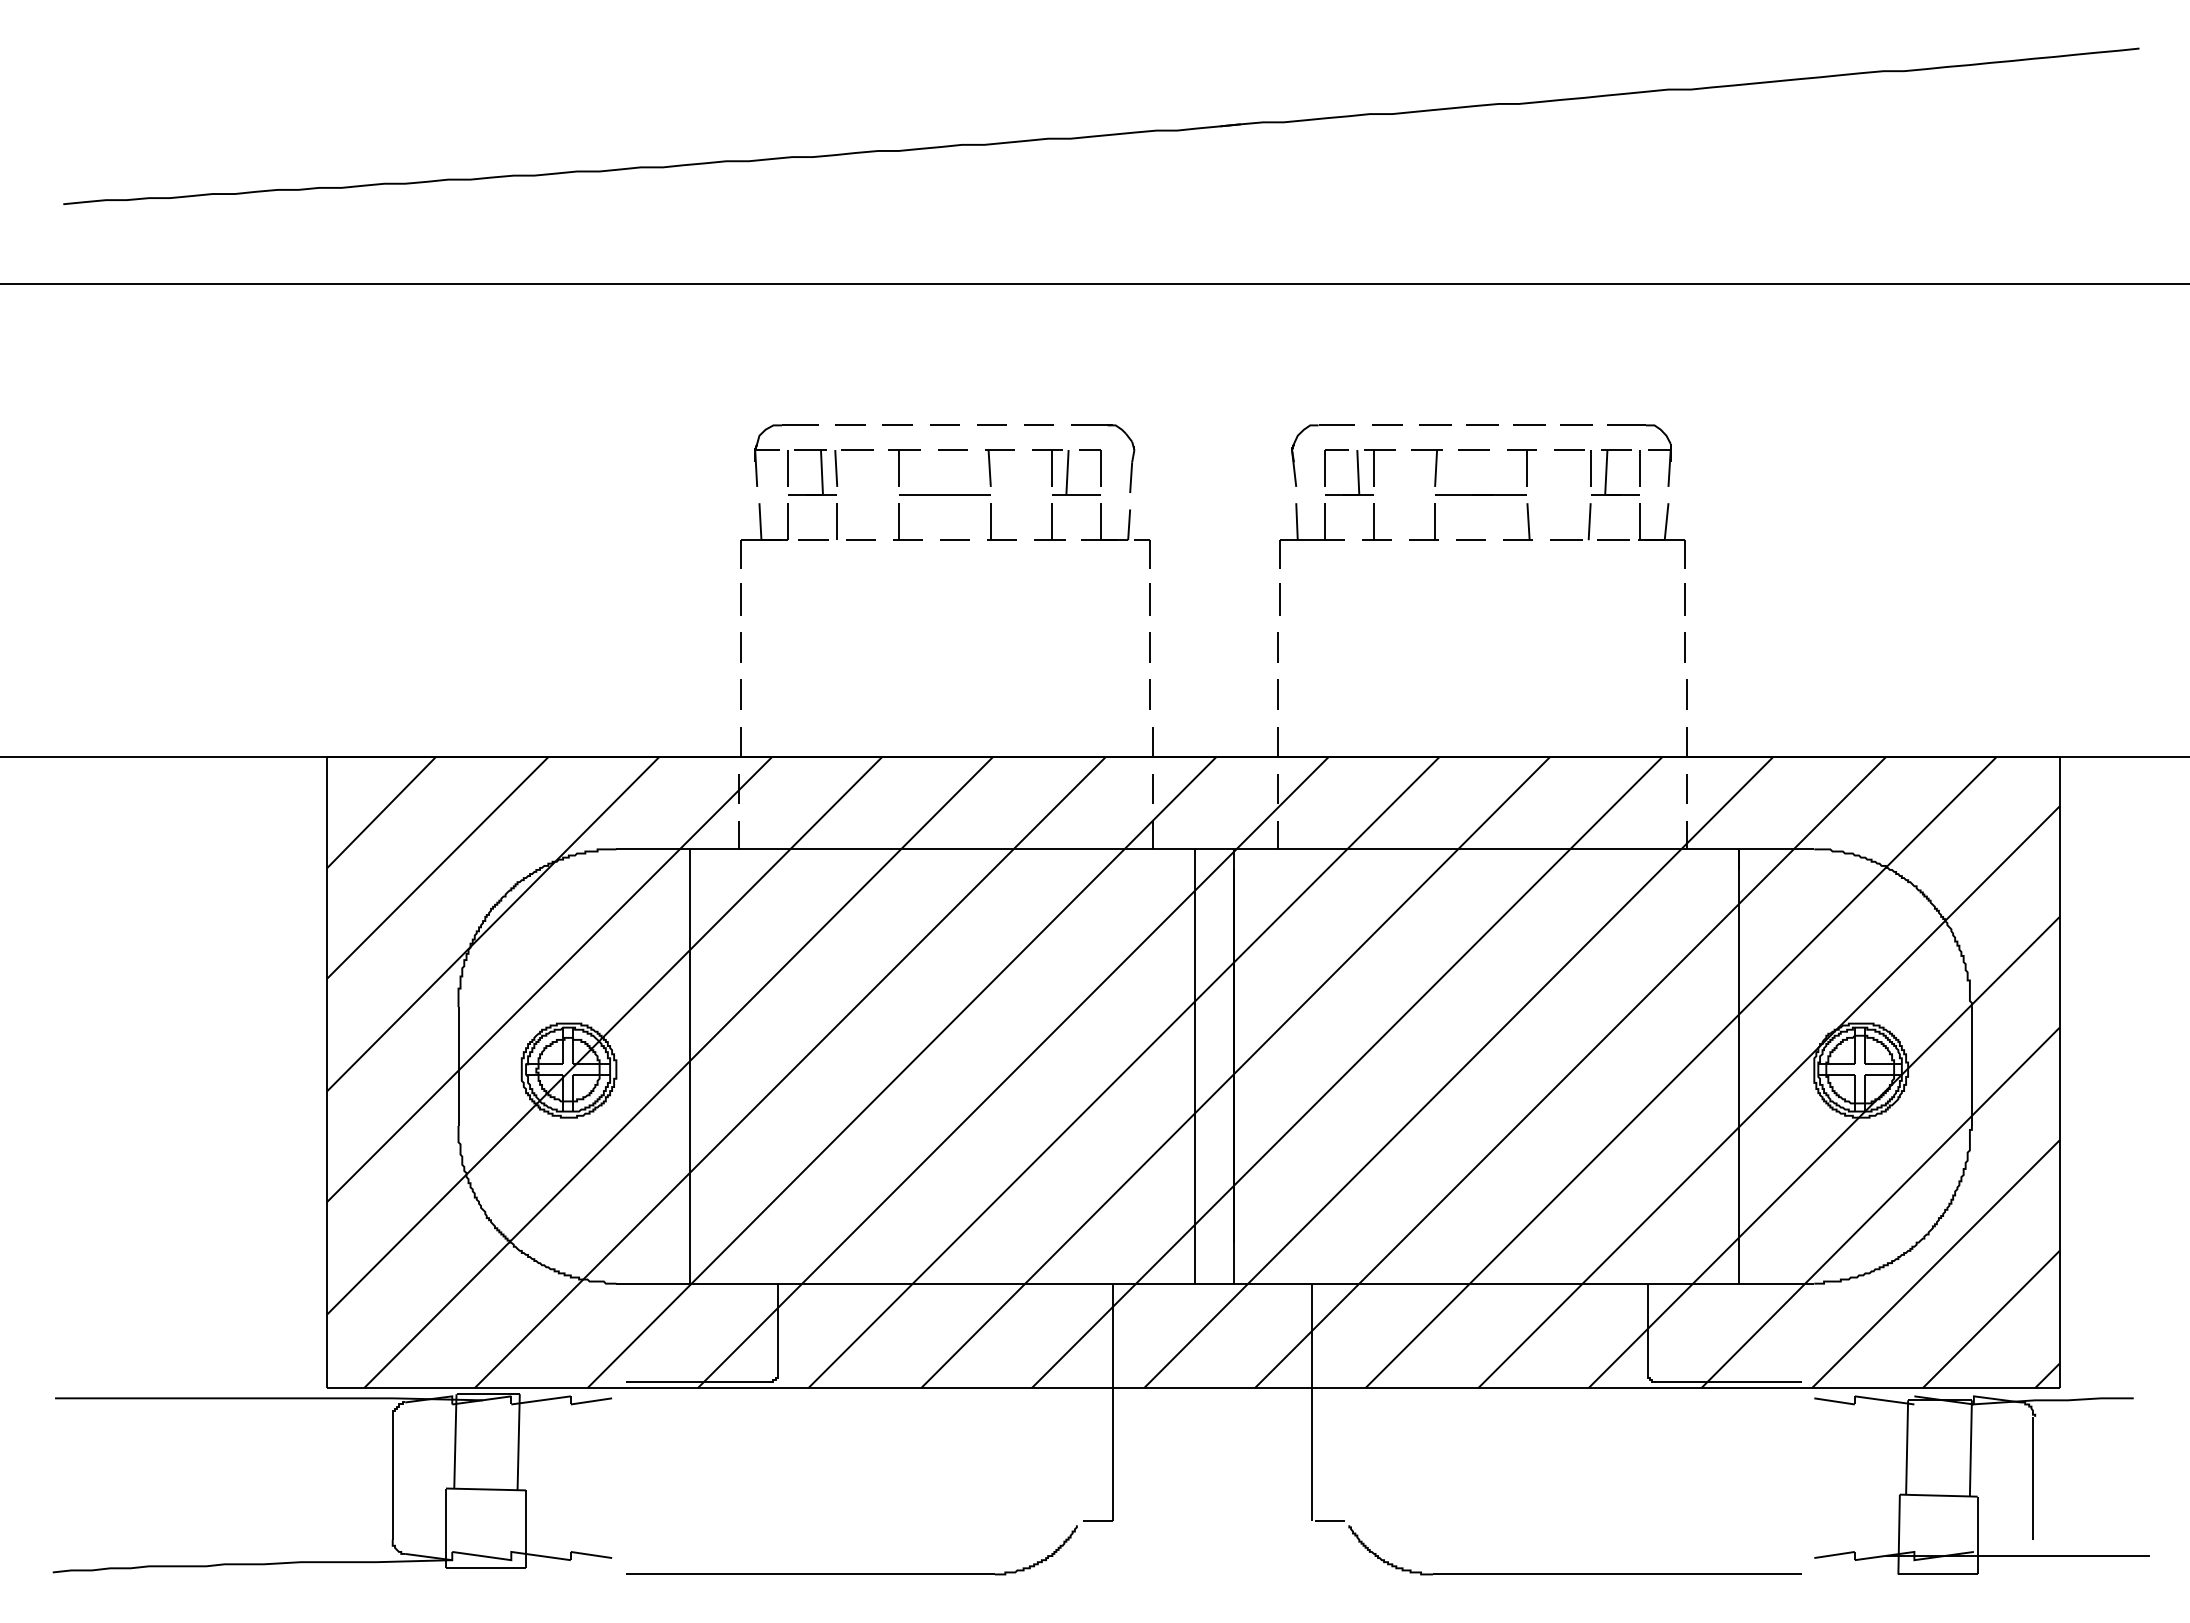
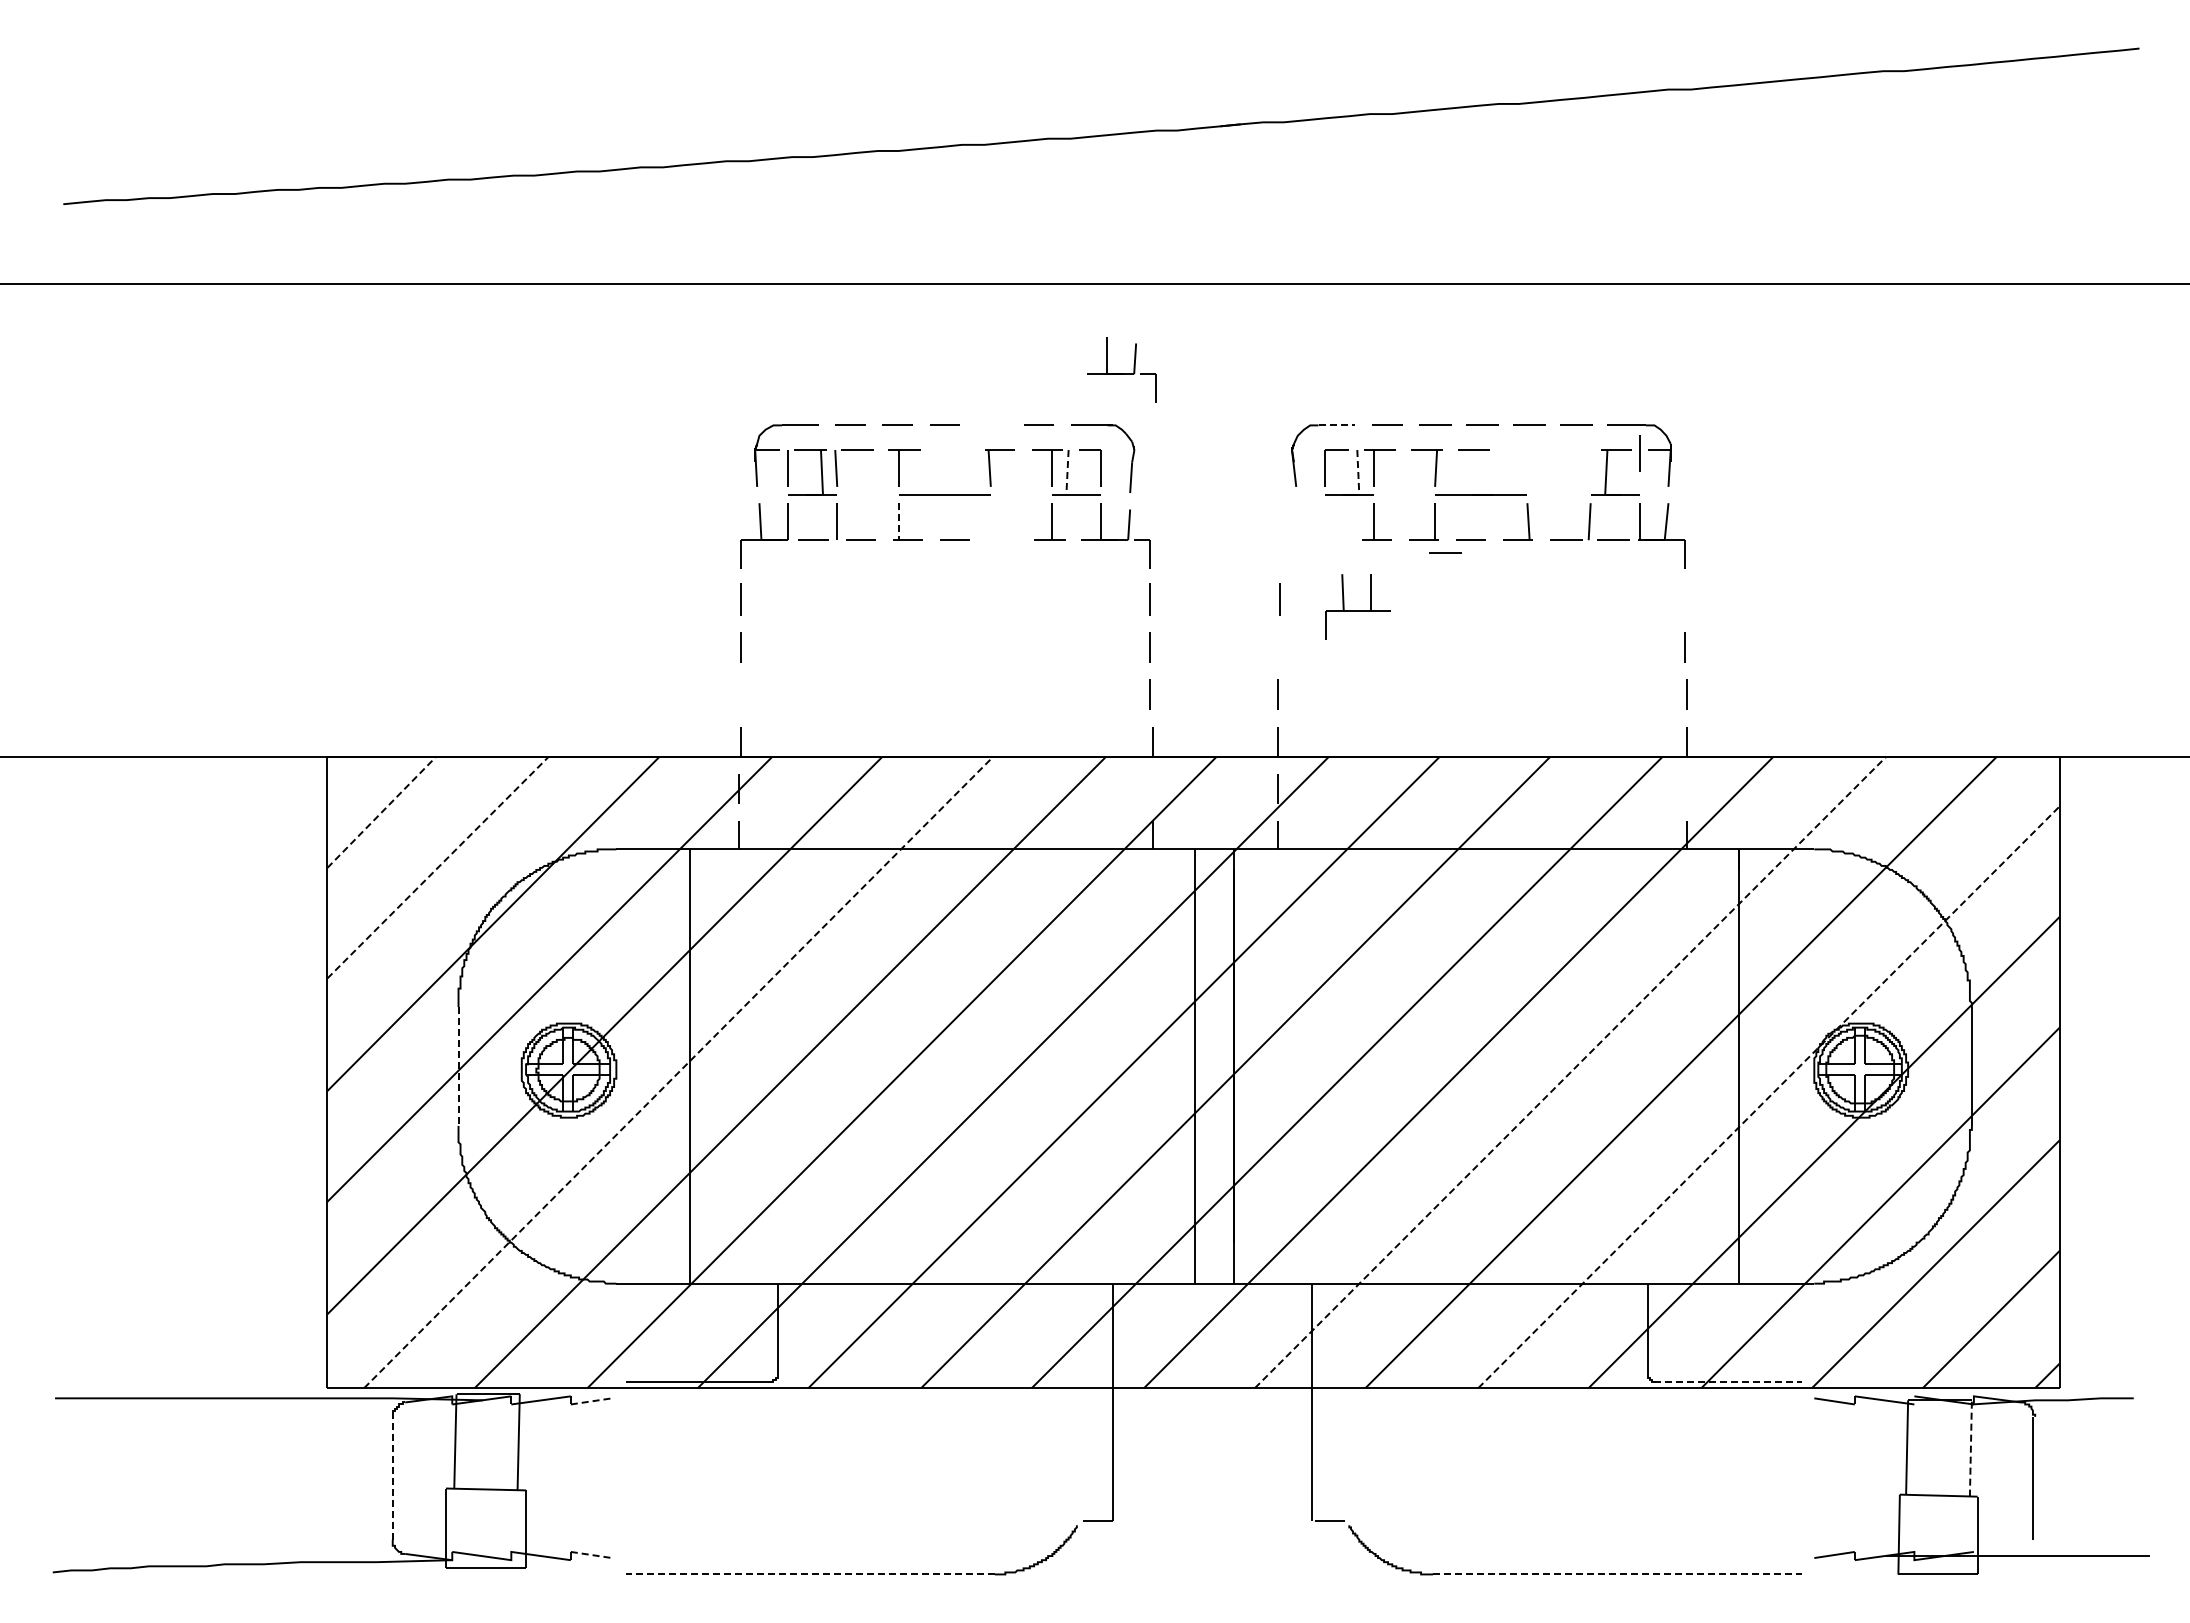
part: none -> present (1121, 369)
line: present -> none (991, 424)
line: solid -> dashed (1337, 425)
line: present -> none (952, 449)
part: present -> none (1572, 450)
part: present -> none (1521, 467)
line position: (1639, 468) -> (1639, 453) (1639, 453)
line: solid -> dashed (1067, 472)
line: solid -> dashed (1358, 472)
line: solid -> dashed (898, 521)
part: present -> none (991, 521)
part position: (1311, 535) -> (1357, 606) (1357, 606)
line: none -> present (1445, 552)
line: present -> none (1684, 599)
line: present -> none (1277, 647)
line: present -> none (740, 694)
line: present -> none (1152, 788)
line: present -> none (1686, 788)
line: solid -> dashed (381, 812)
line: solid -> dashed (438, 867)
line: solid -> dashed (458, 1067)
line: solid -> dashed (678, 1072)
line: solid -> dashed (1570, 1072)
line: solid -> dashed (1769, 1096)
line: solid -> dashed (1728, 1381)
line: solid -> dashed (591, 1401)
line: solid -> dashed (1970, 1448)
line: solid -> dashed (392, 1477)
line: solid -> dashed (591, 1555)
line: solid -> dashed (809, 1574)
line: solid -> dashed (1617, 1574)
